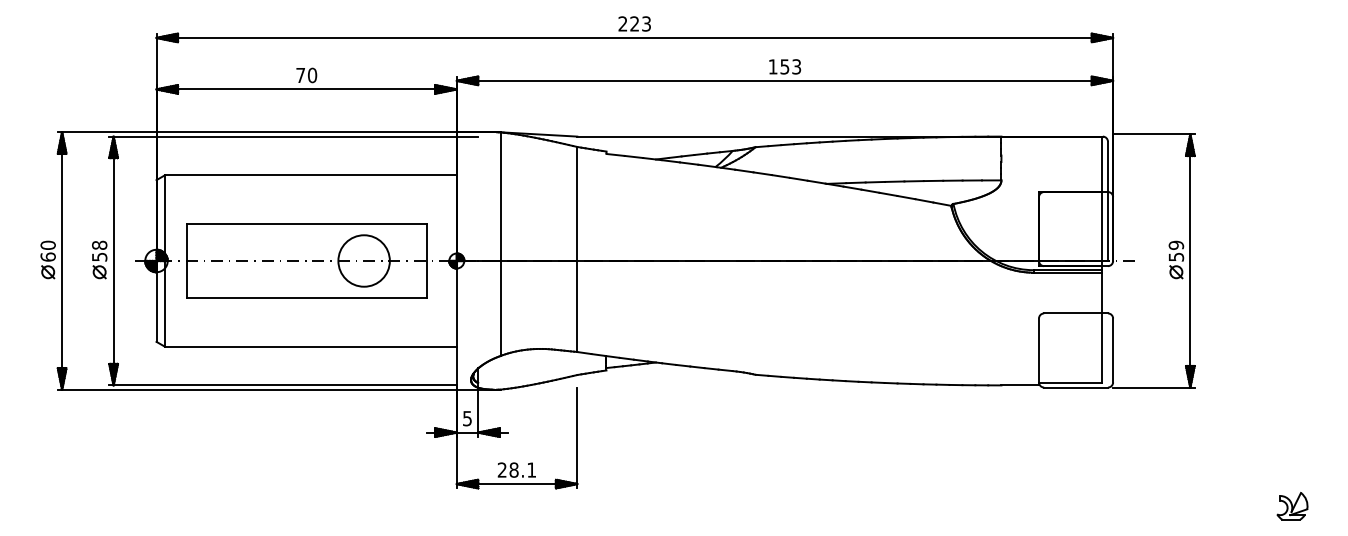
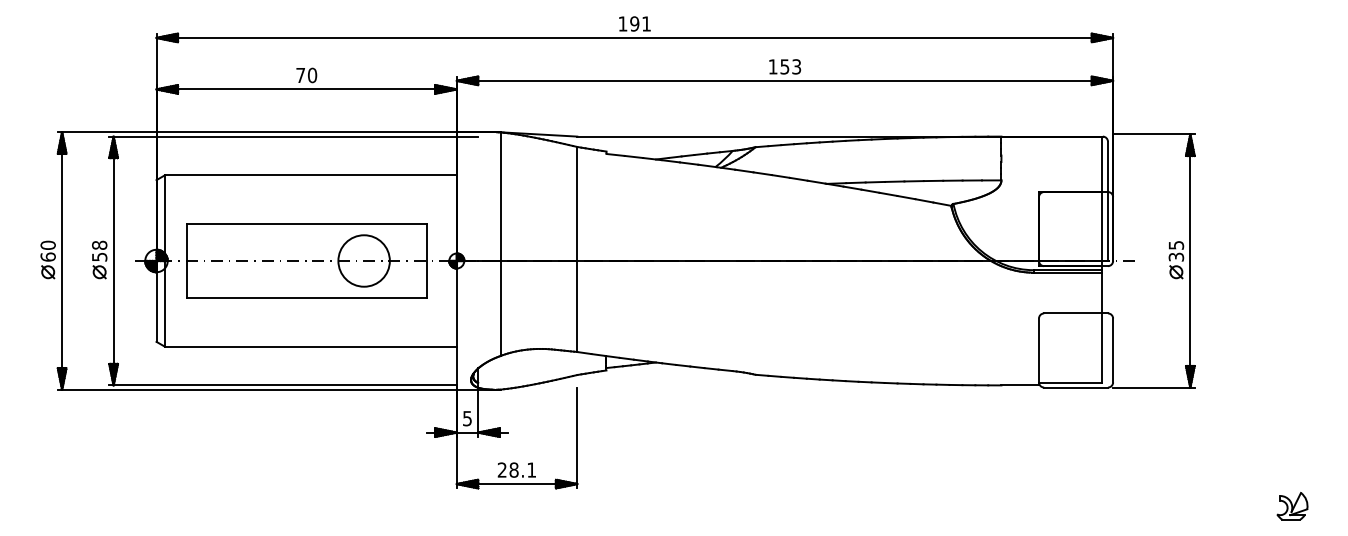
text: 223 -> 191 (634, 23)
text: 59 -> 35 (1175, 250)
